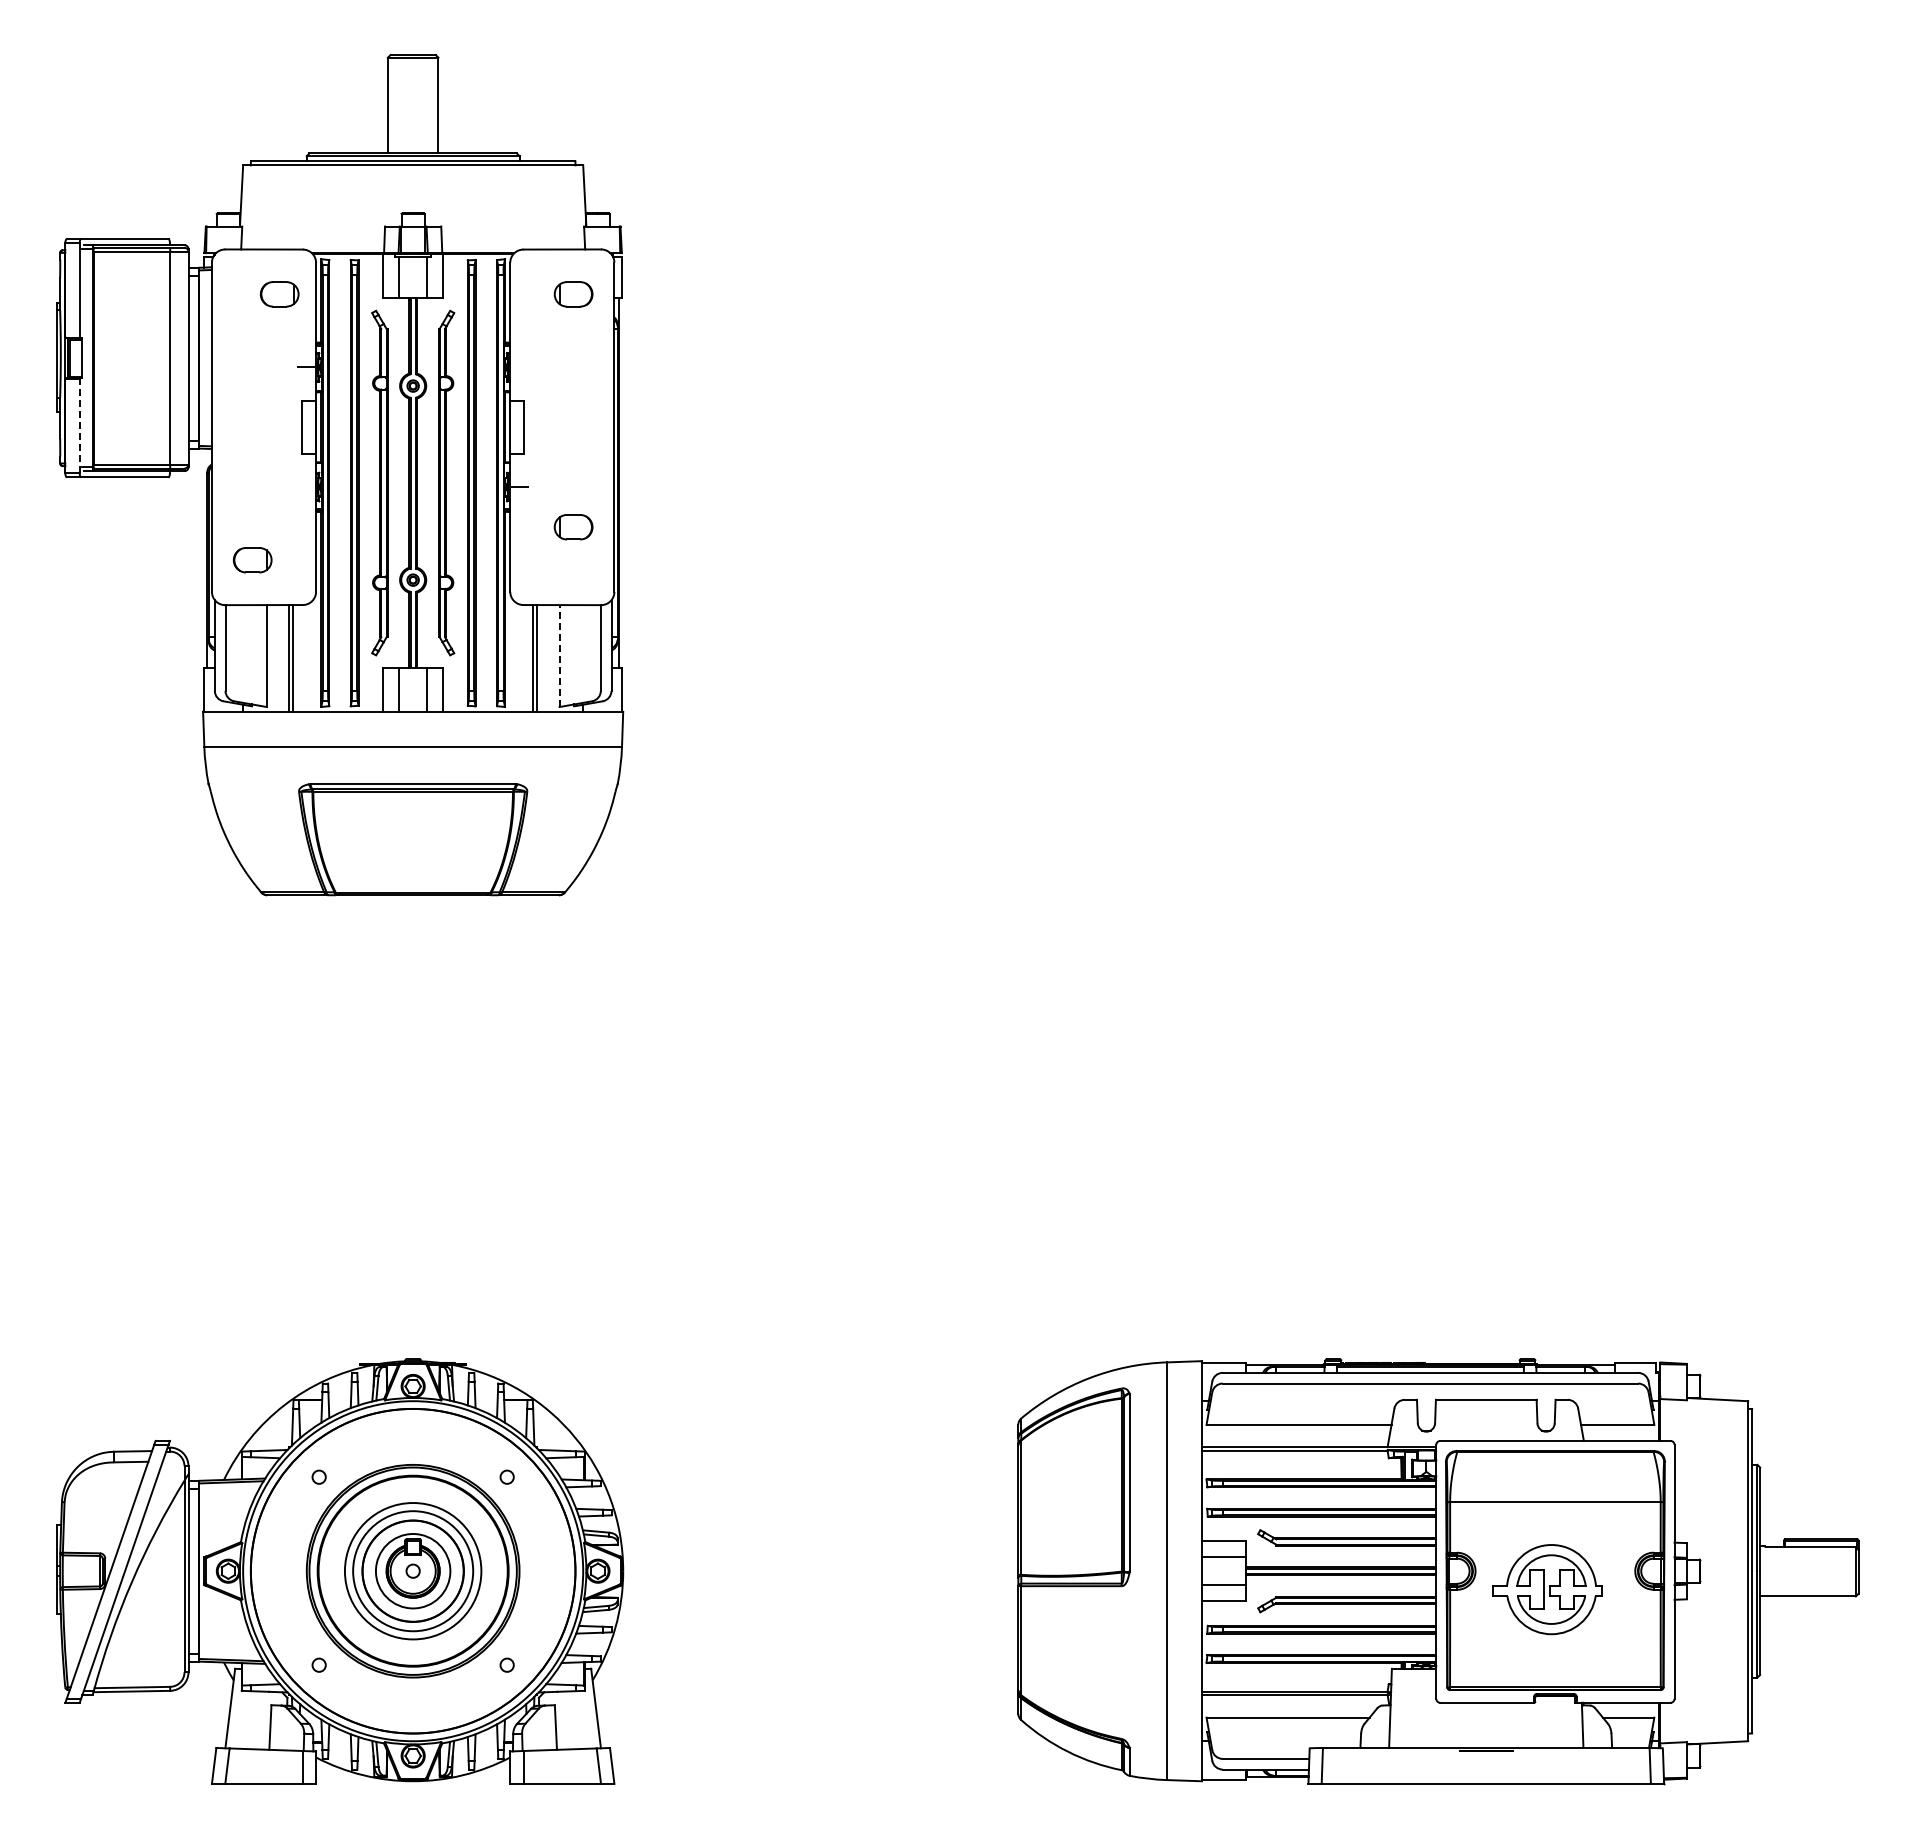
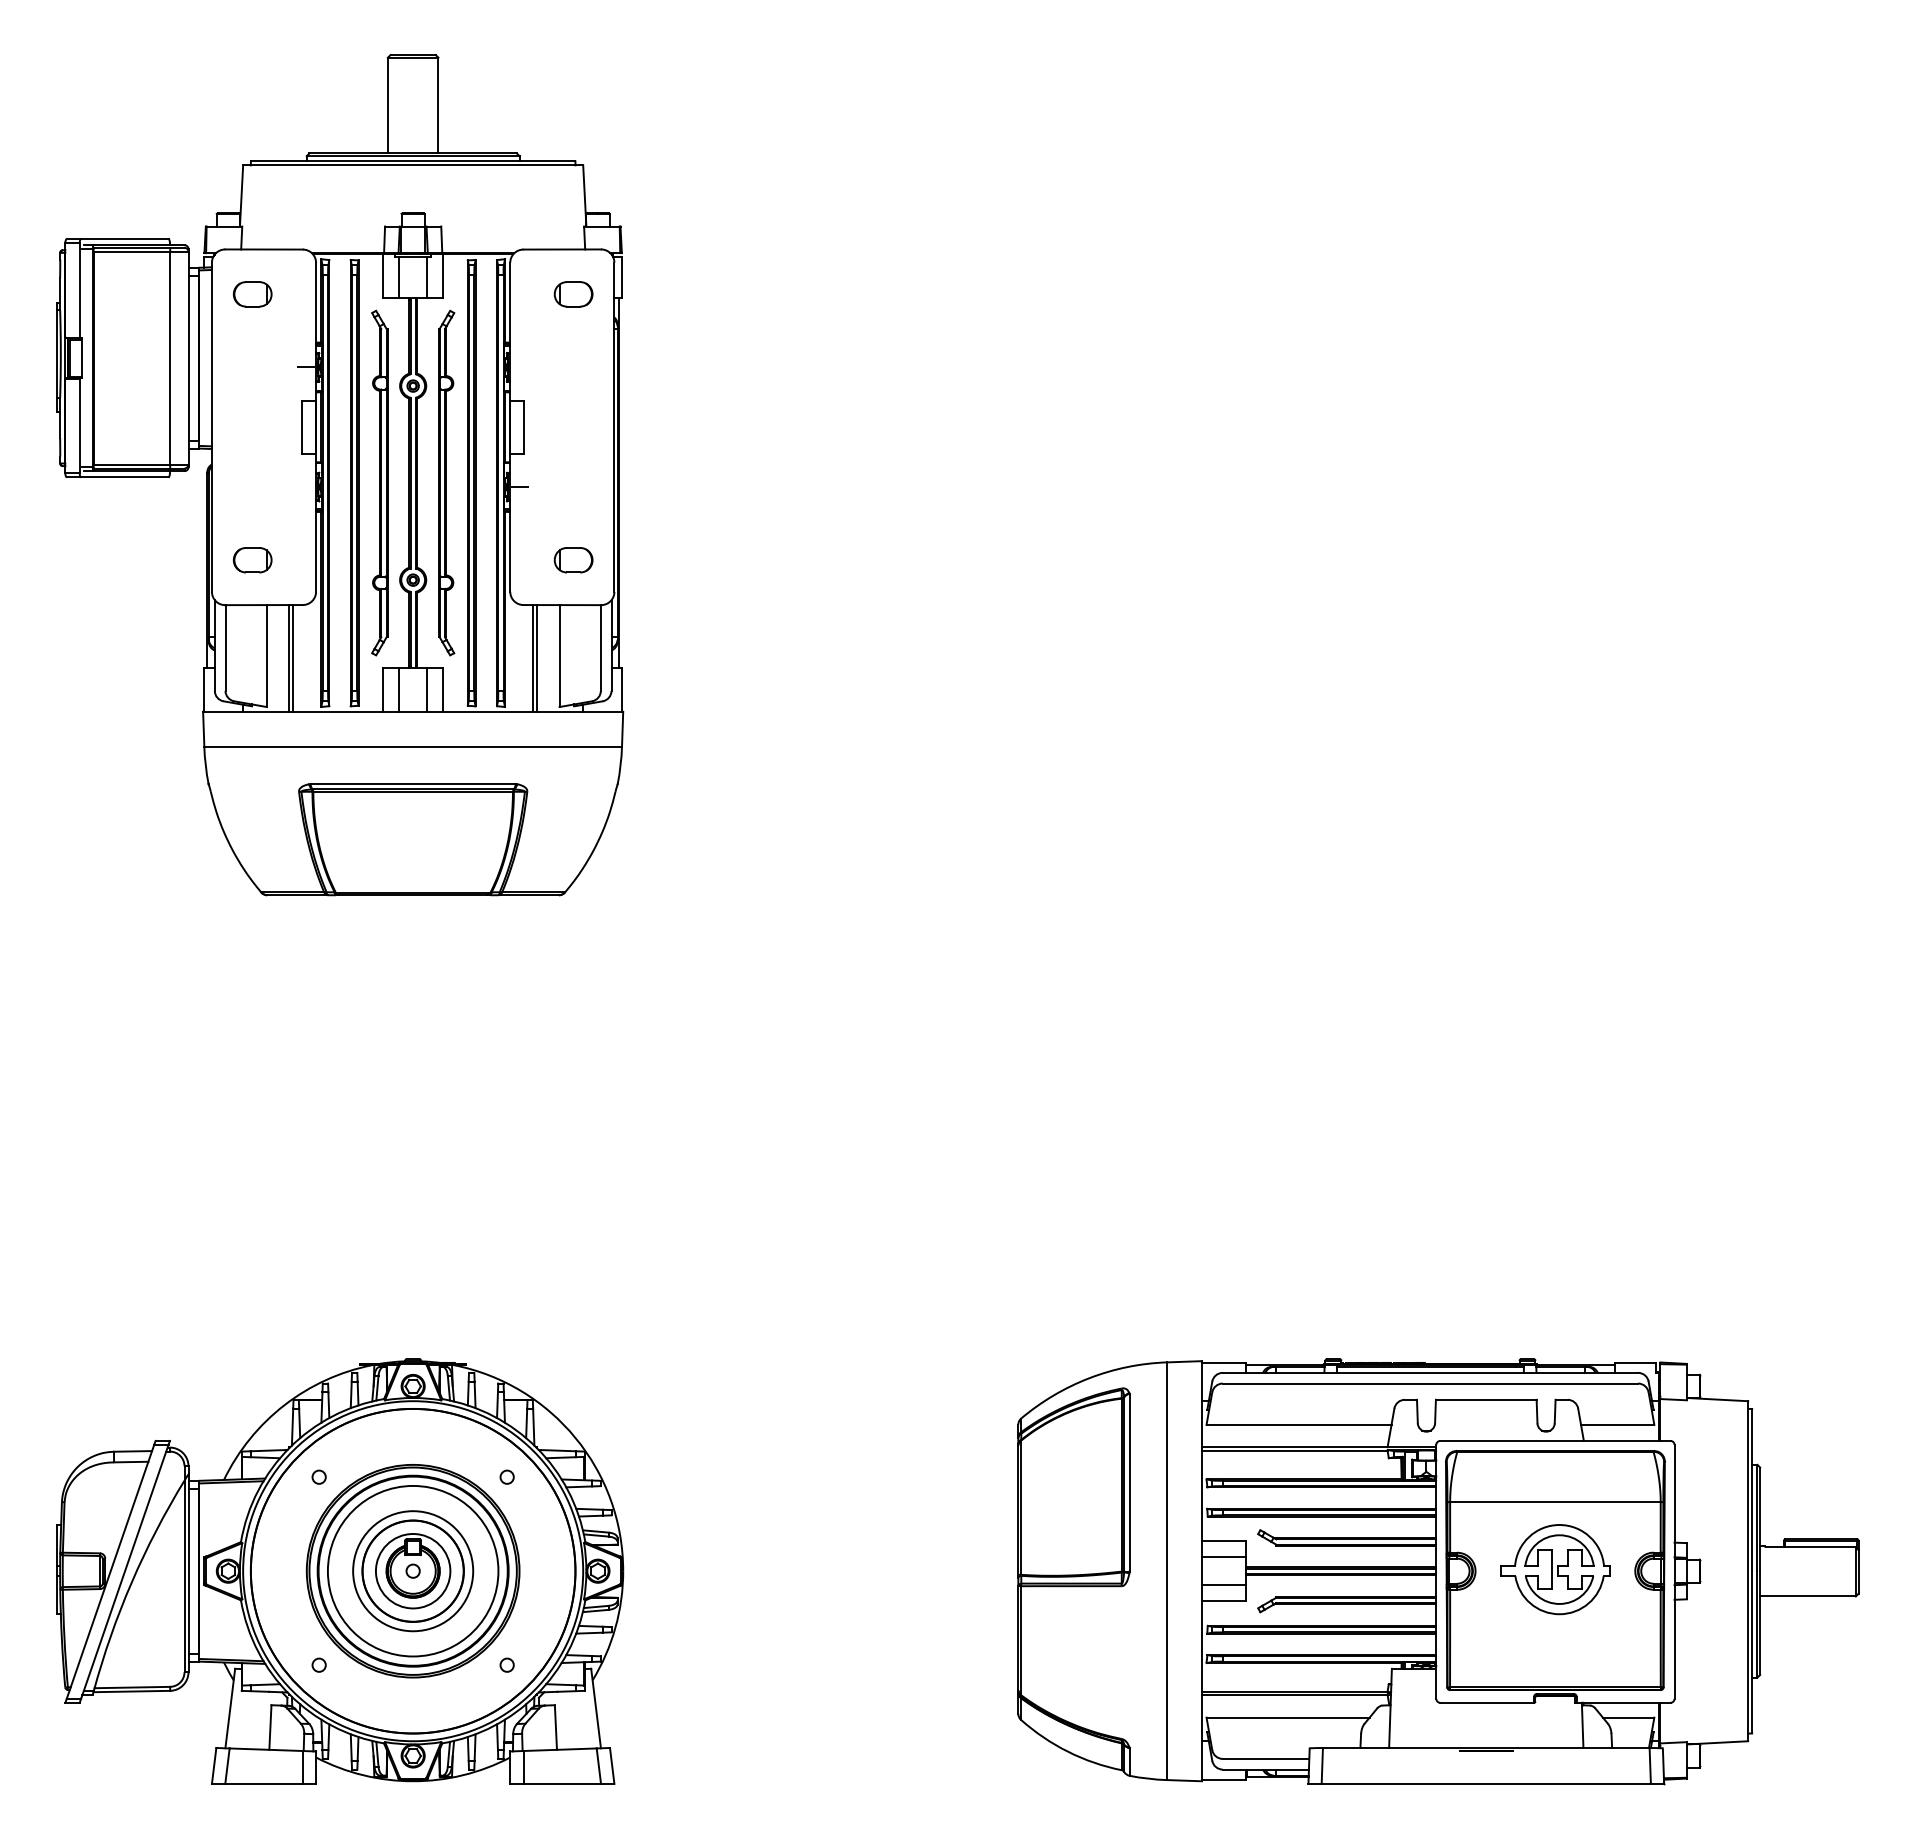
part position: (279, 294) -> (252, 294) (252, 294)
line: dashed -> solid (79, 426)
part position: (573, 527) -> (573, 560) (573, 560)
line: dashed -> solid (559, 656)
circle diameter: 136 px -> 171 px (412, 1570)
part position: (1547, 1589) -> (1555, 1569) (1555, 1569)
